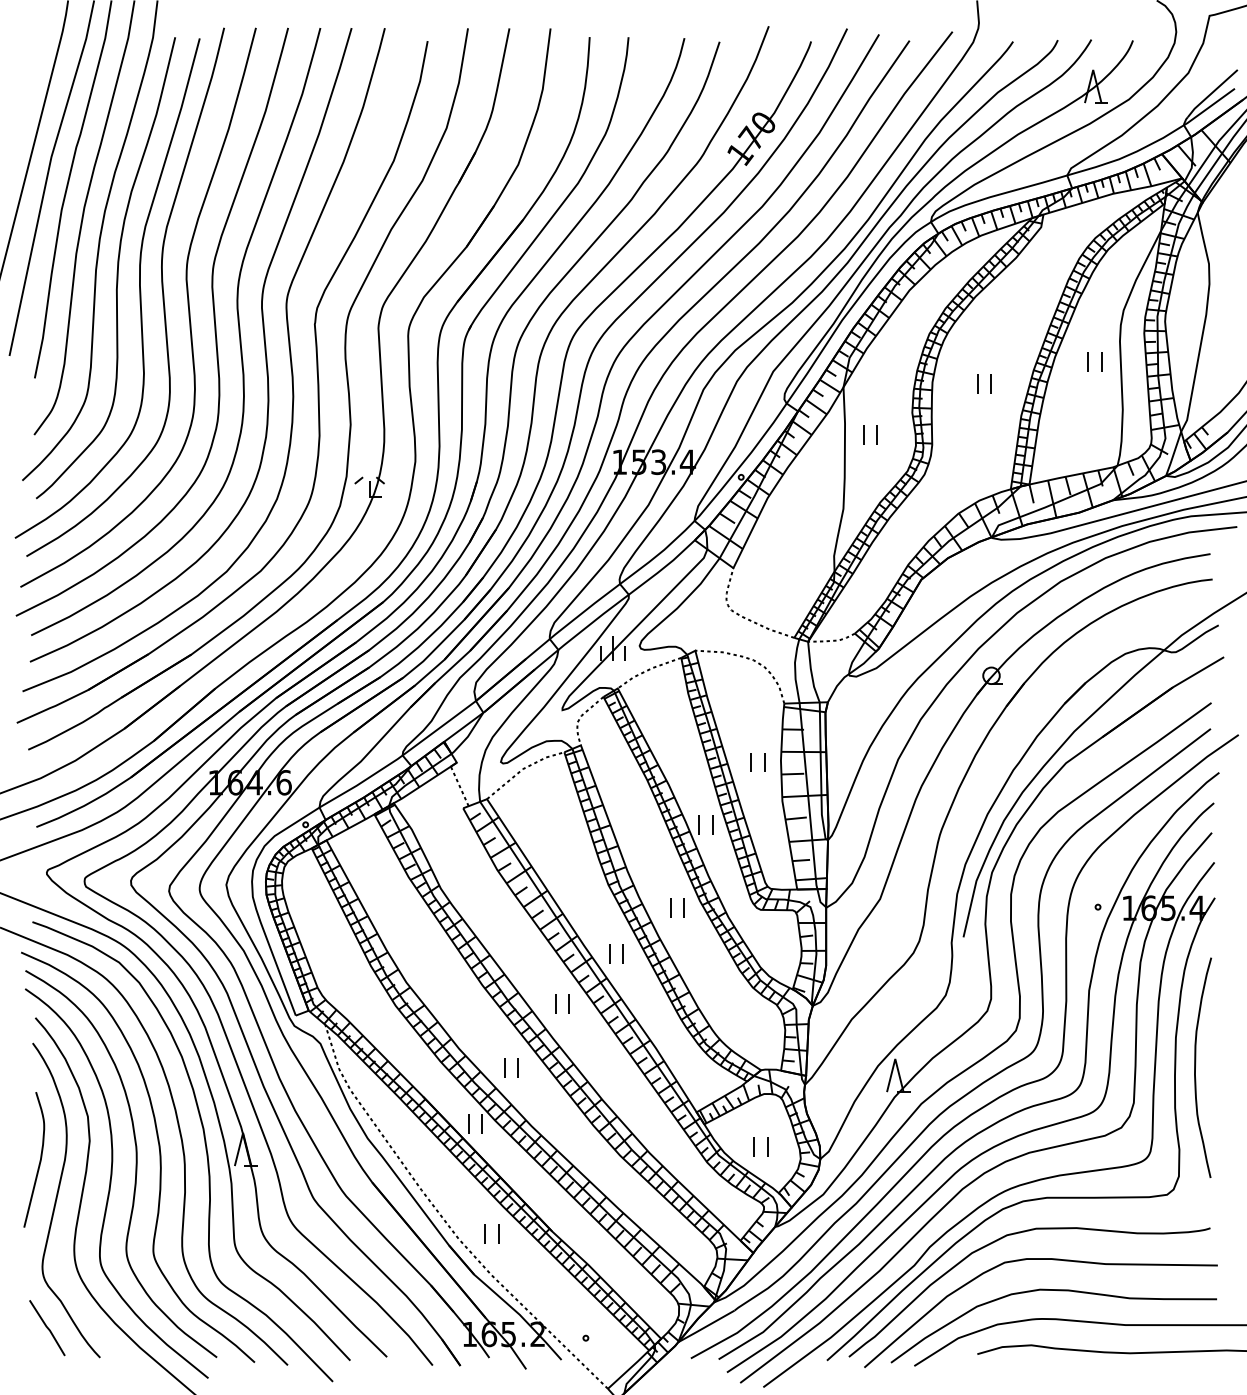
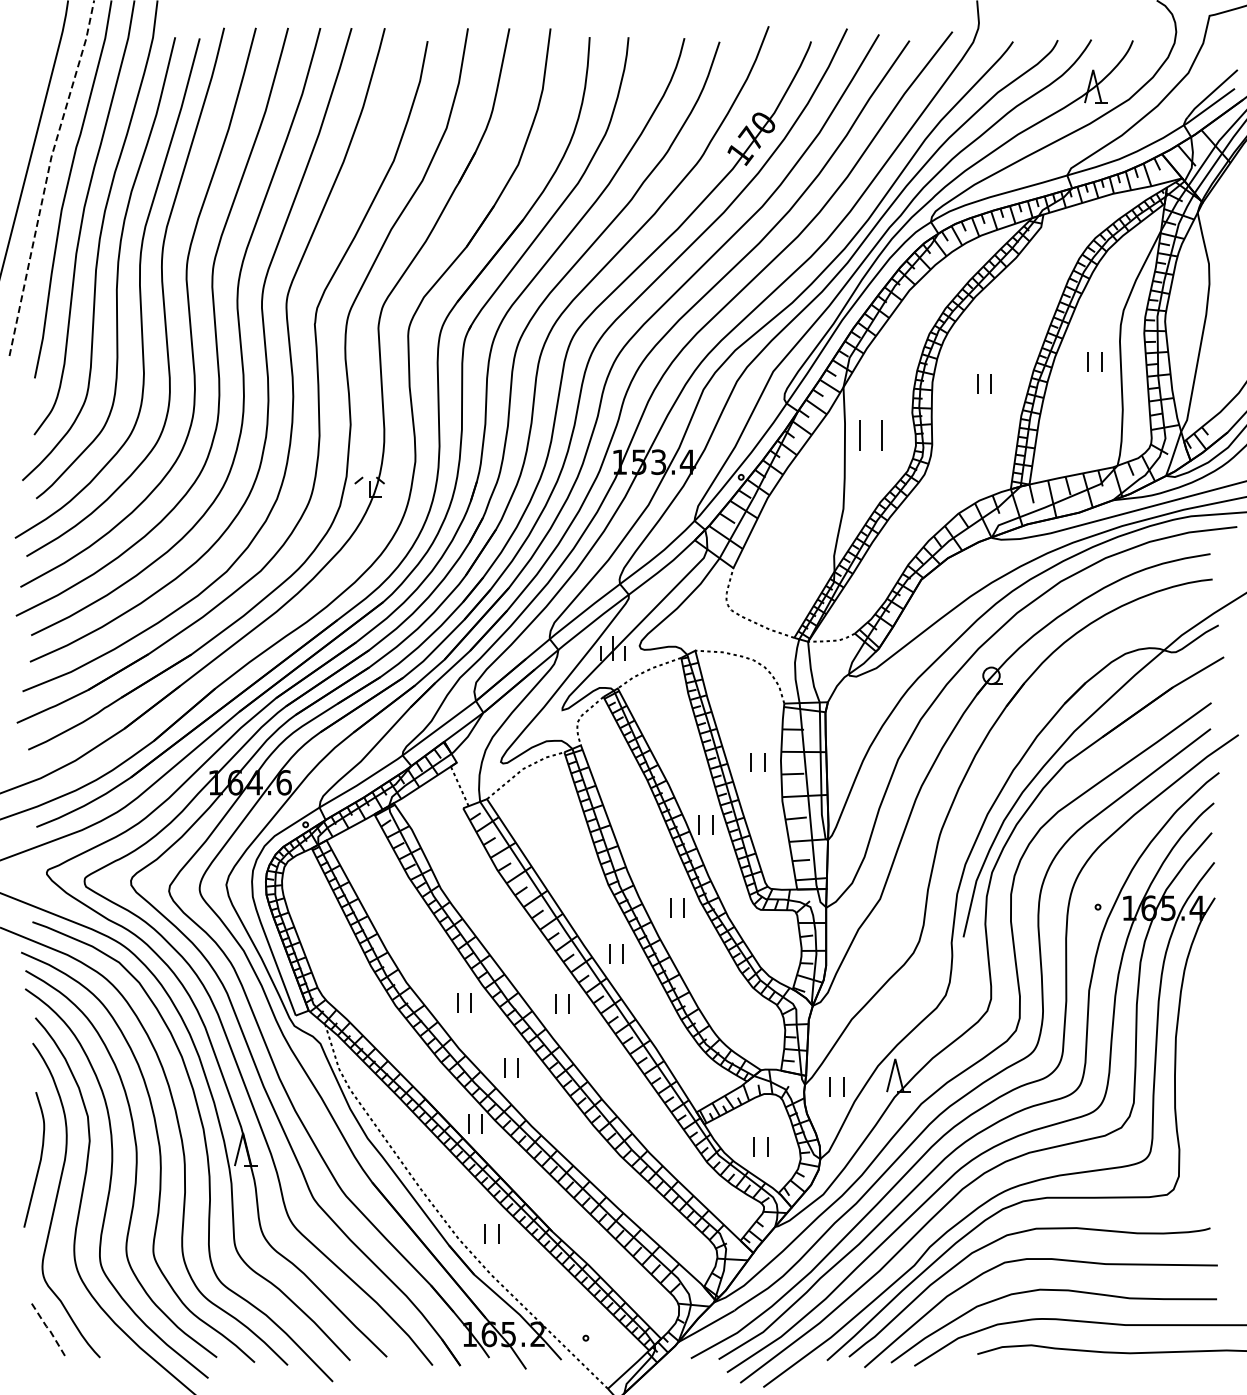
line: solid -> dashed (47, 175)
part size: 15x20 px -> 24x31 px (870, 435)
part: none -> present (464, 1002)
curve: present -> none (1195, 1067)
part: none -> present (836, 1086)
line: solid -> dashed (47, 1327)
